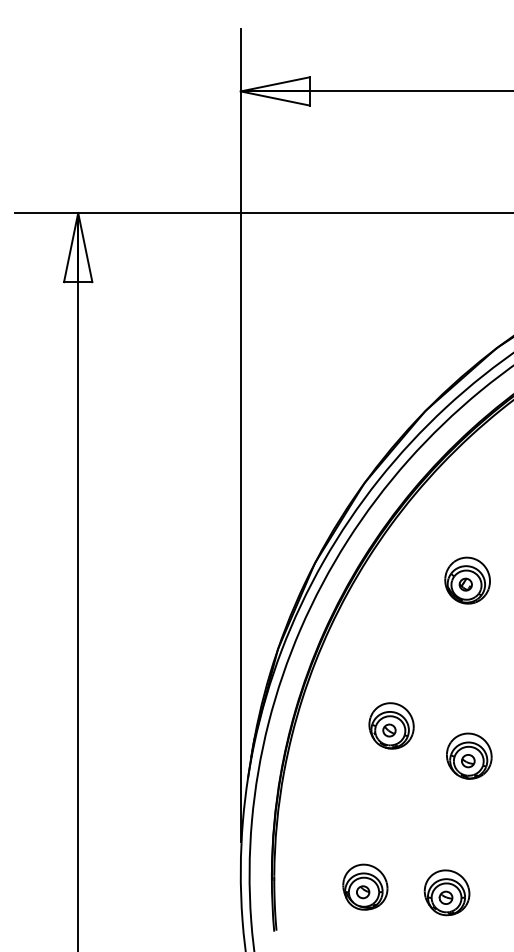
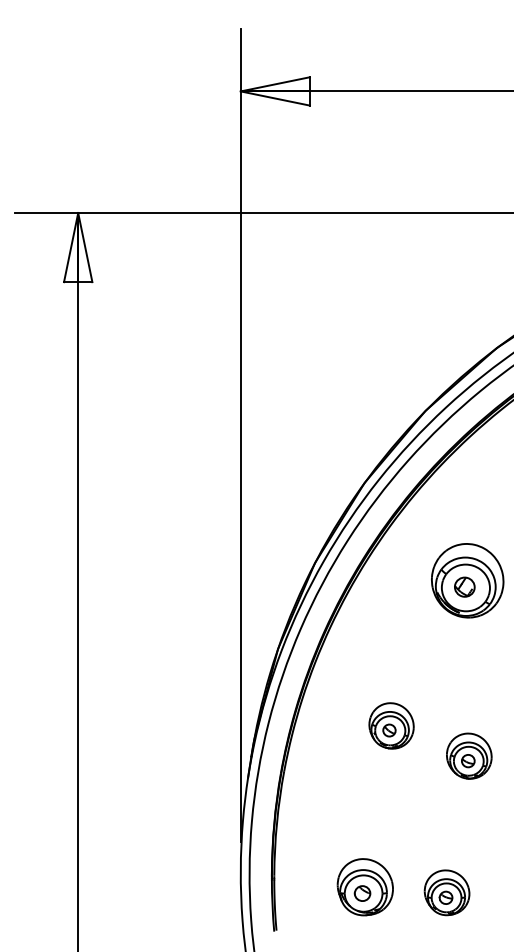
part size: 47x49 px -> 74x76 px (467, 580)
part size: 47x48 px -> 58x59 px (364, 887)
